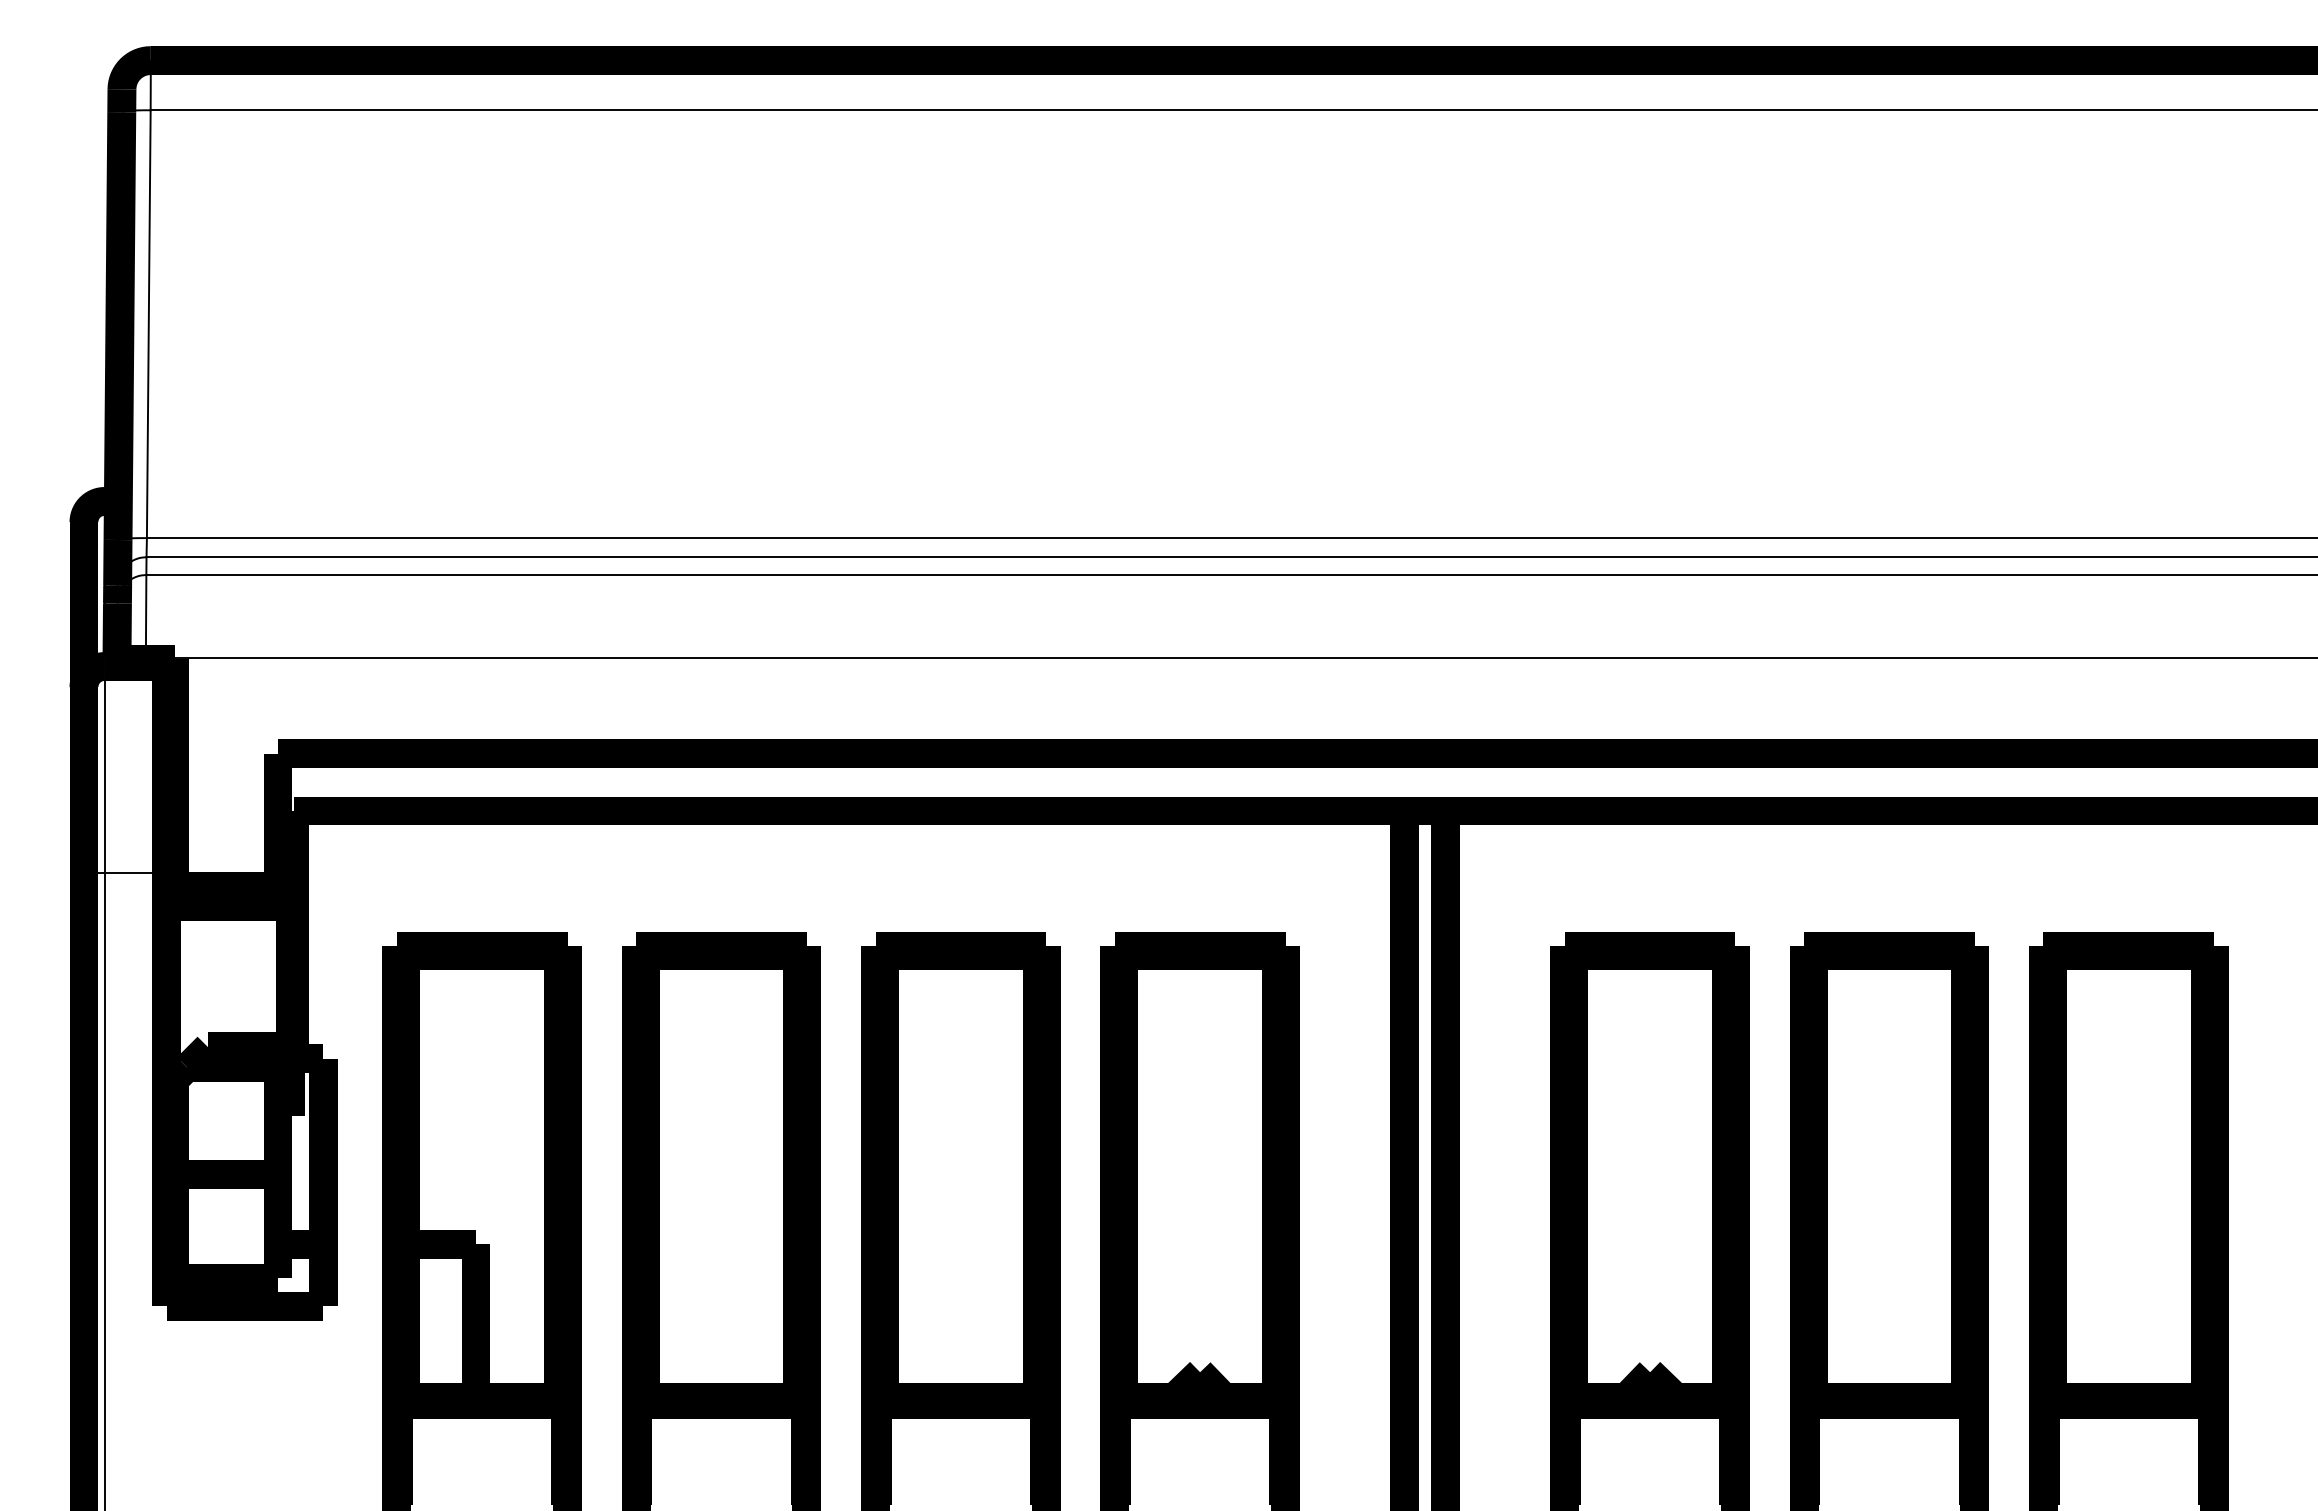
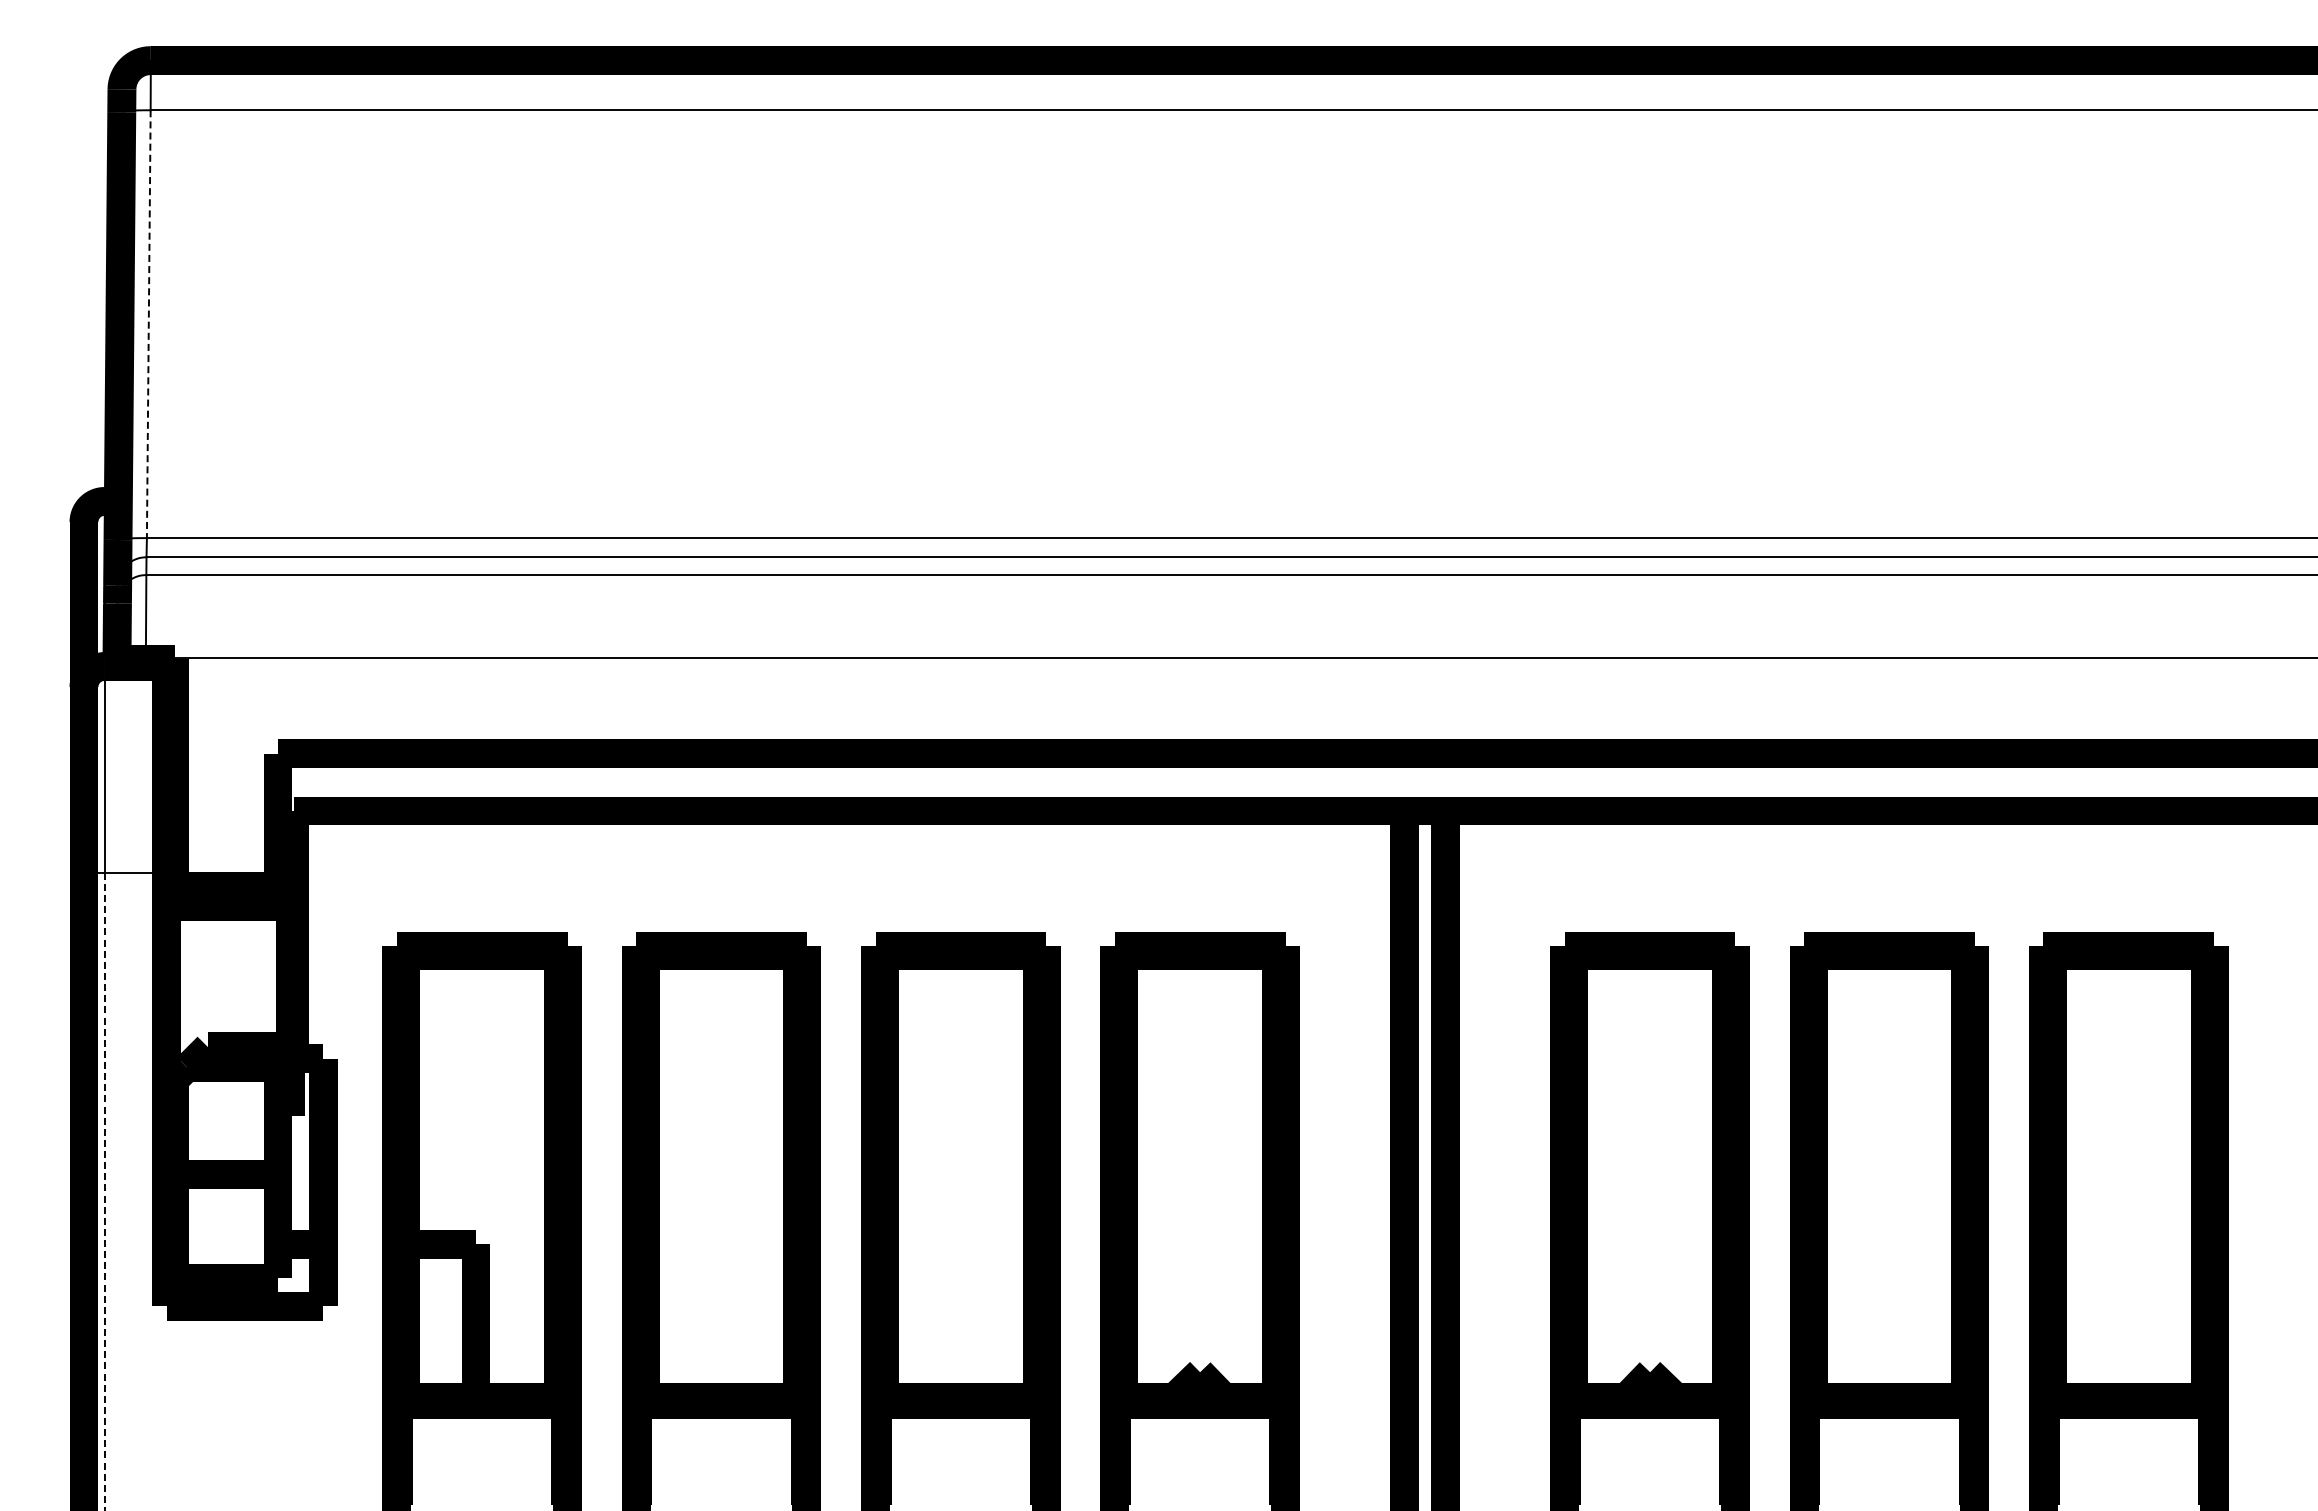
line: solid -> dashed (148, 324)
line: solid -> dashed (104, 1191)
